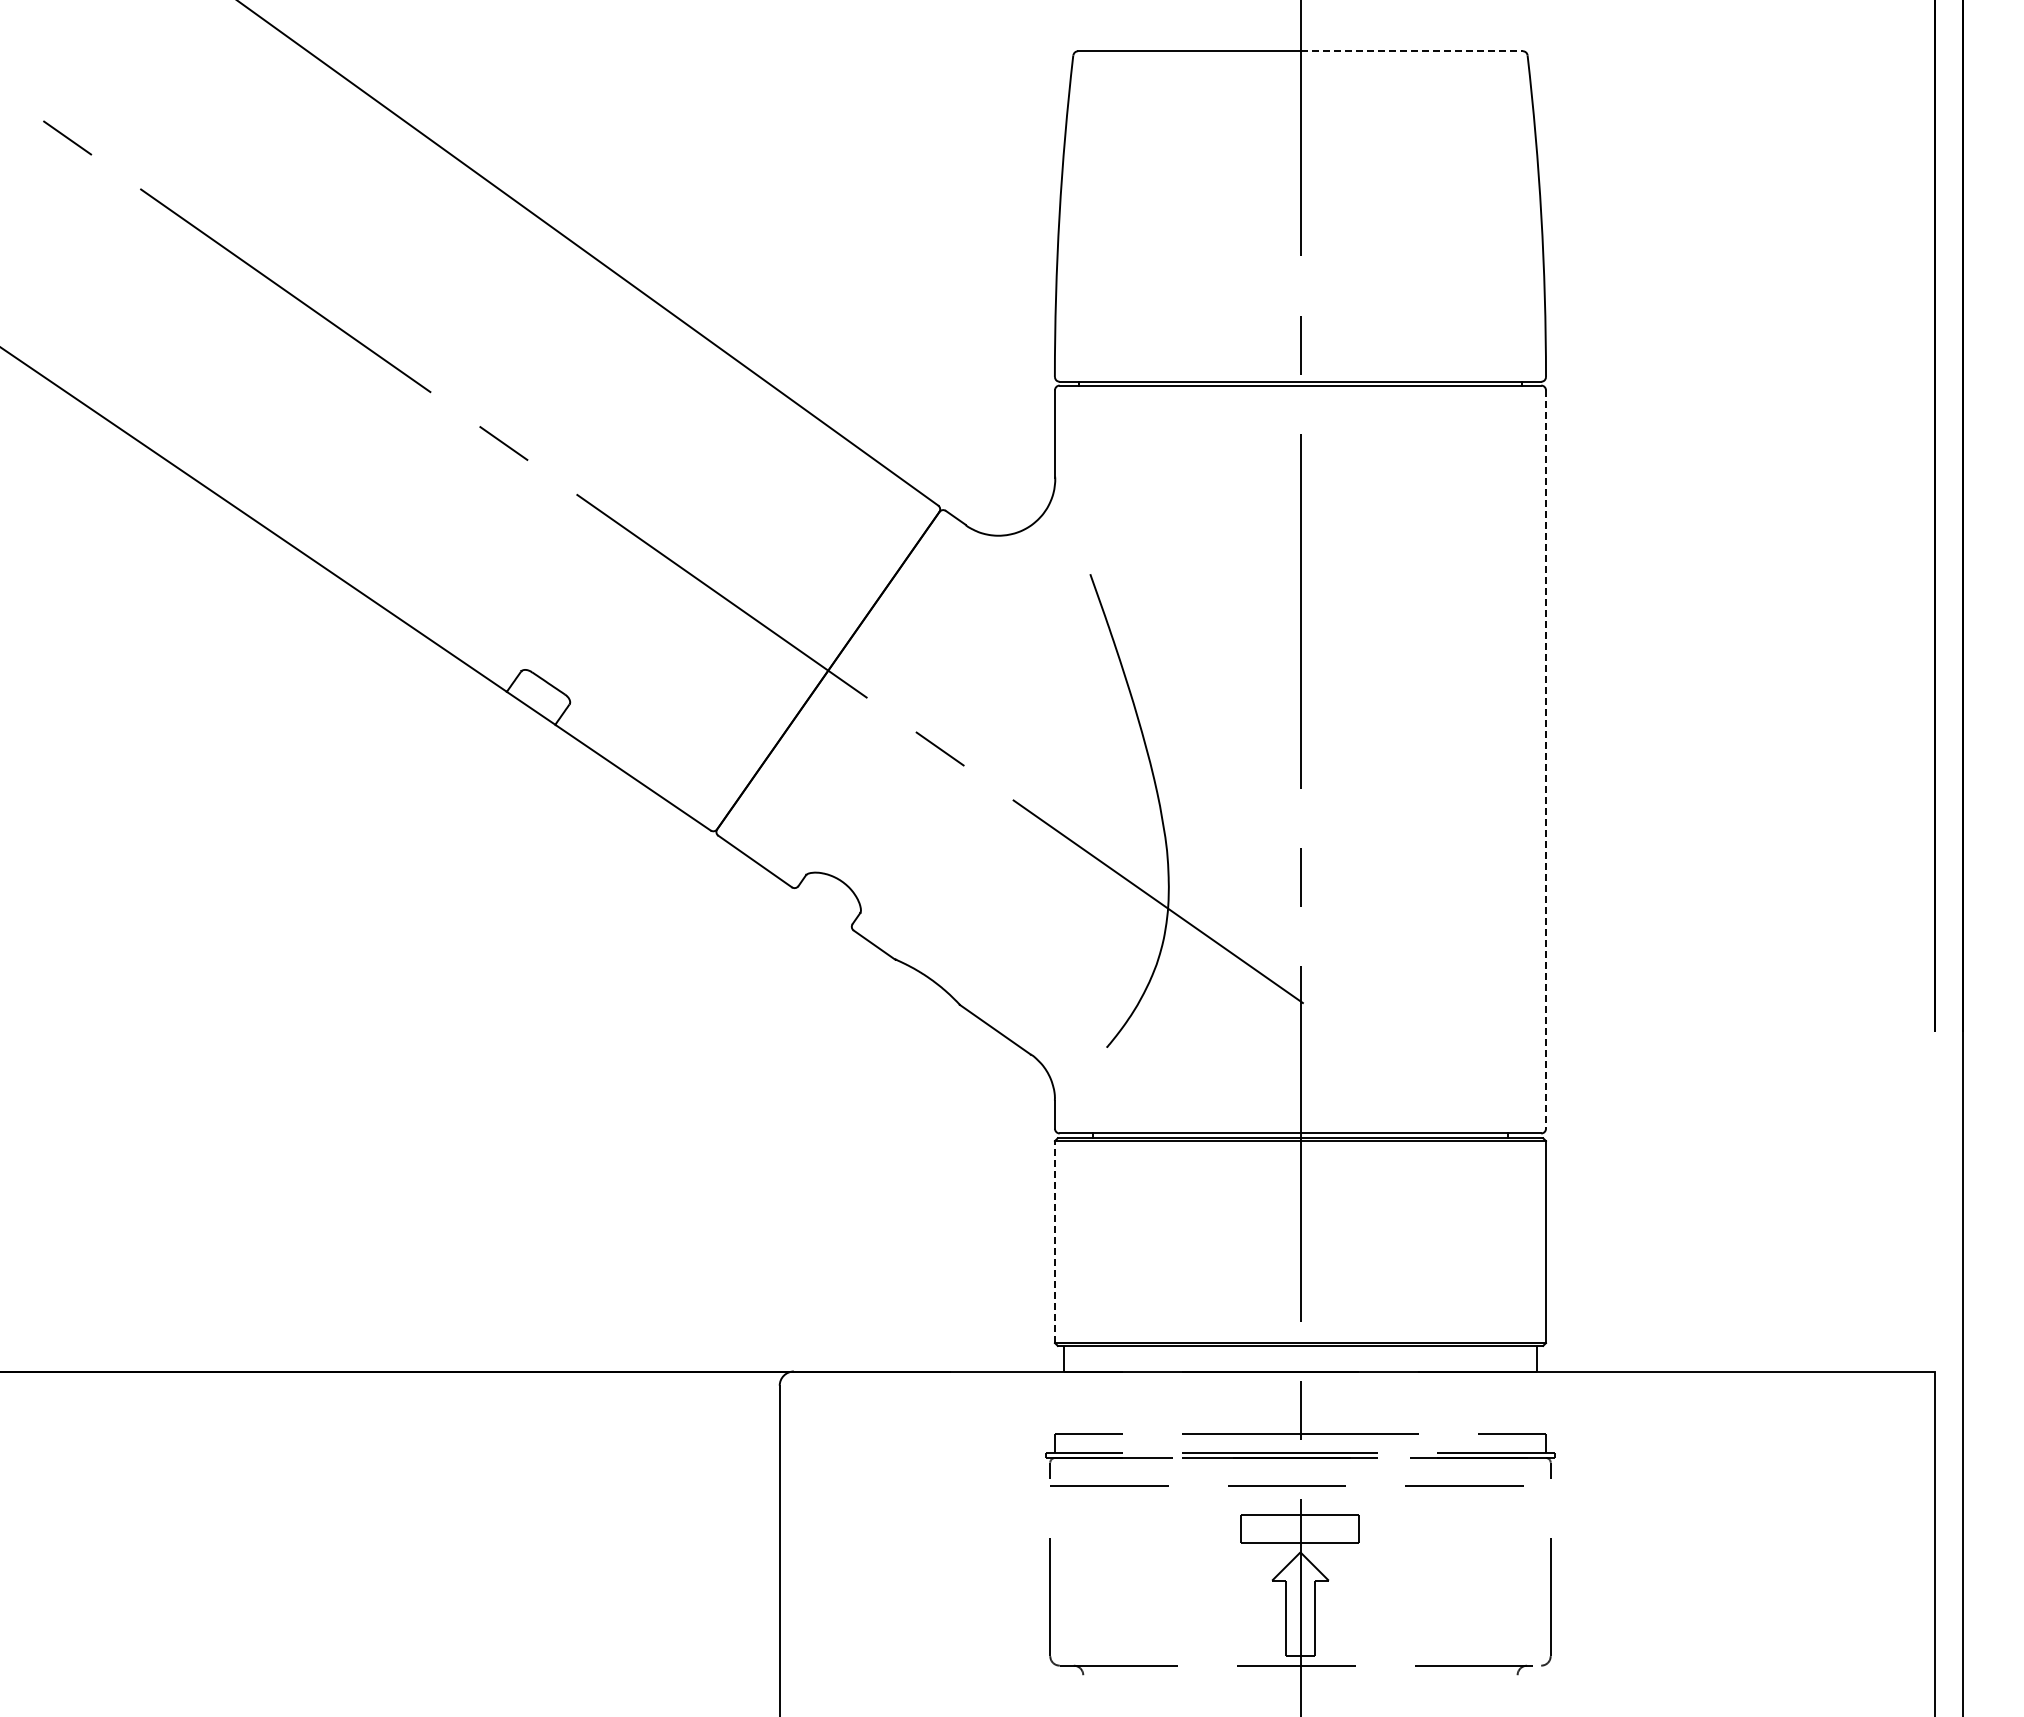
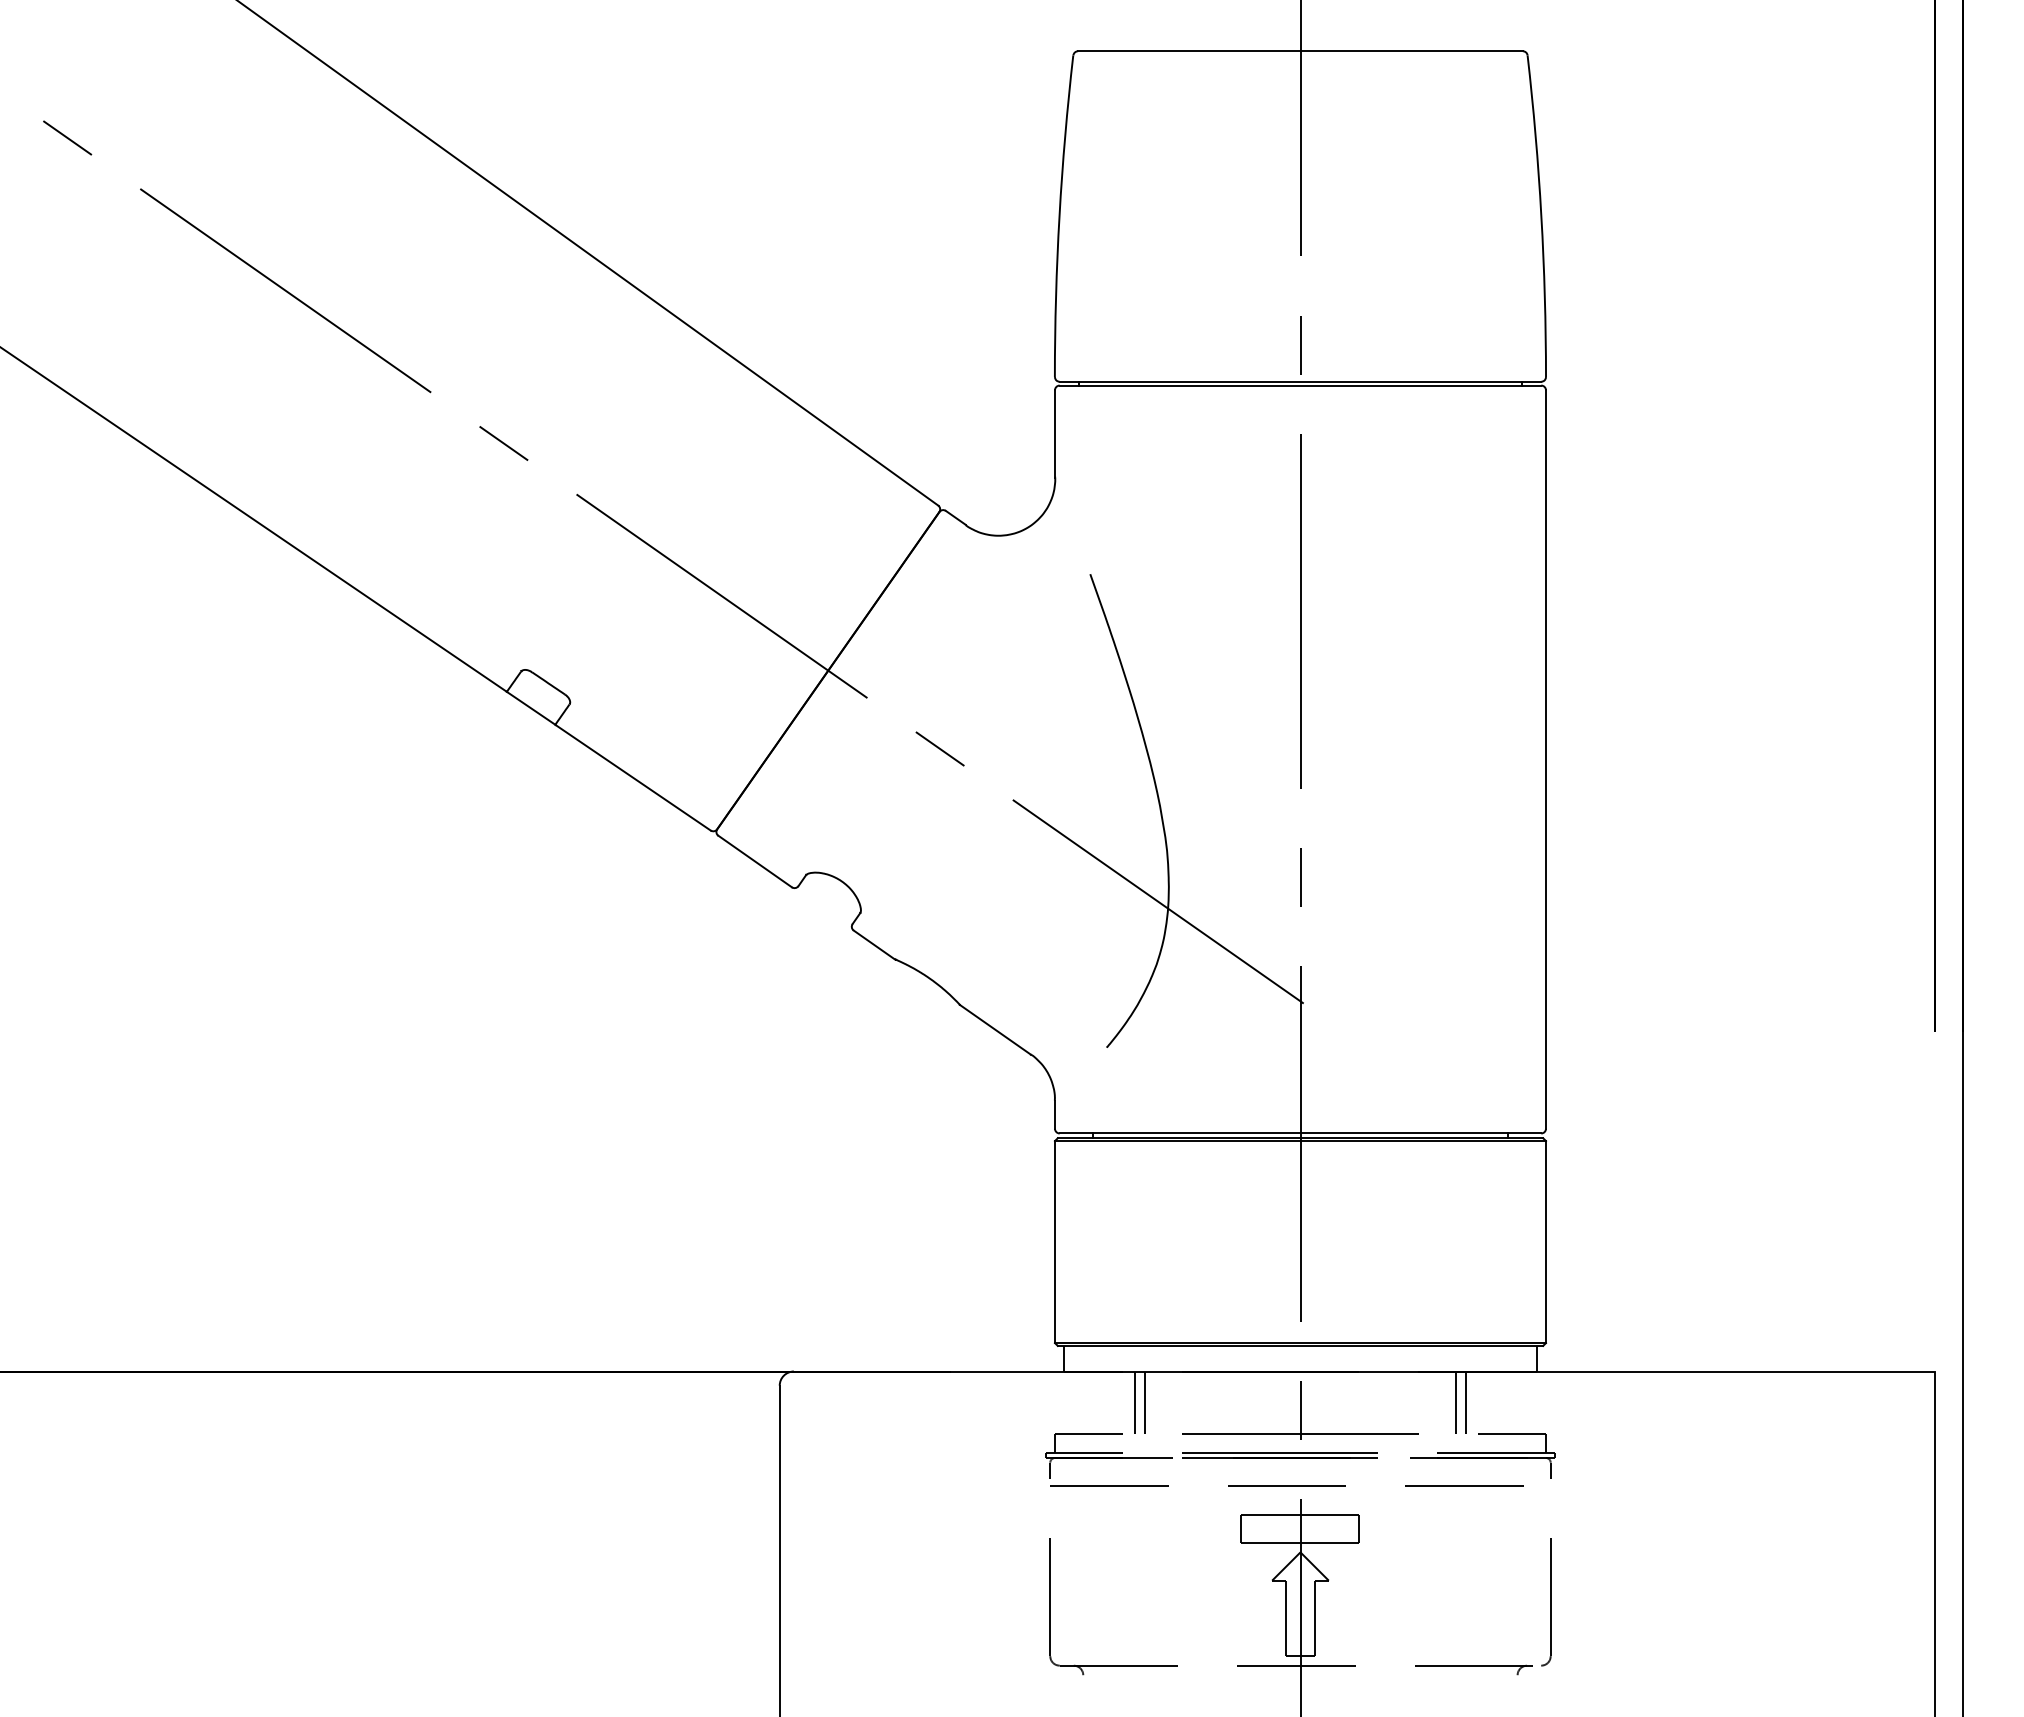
line: dashed -> solid (1412, 51)
line: dashed -> solid (1546, 760)
line: dashed -> solid (1054, 1241)
line: none -> present (1135, 1402)
line: none -> present (1144, 1402)
line: none -> present (1456, 1402)
line: none -> present (1465, 1402)
